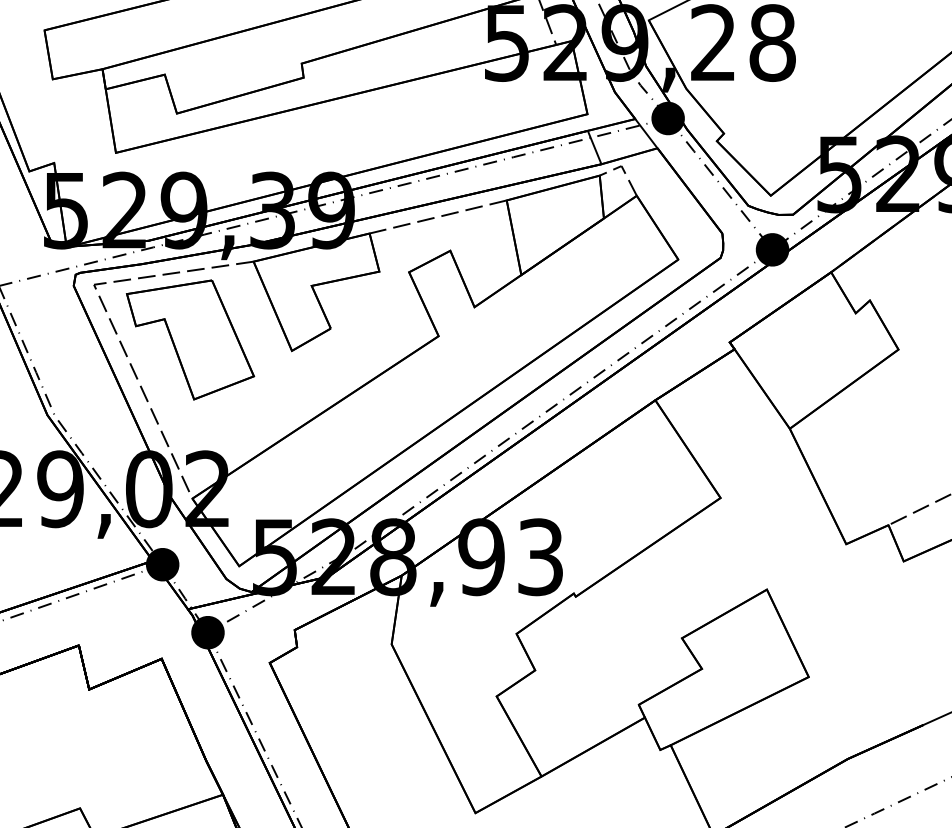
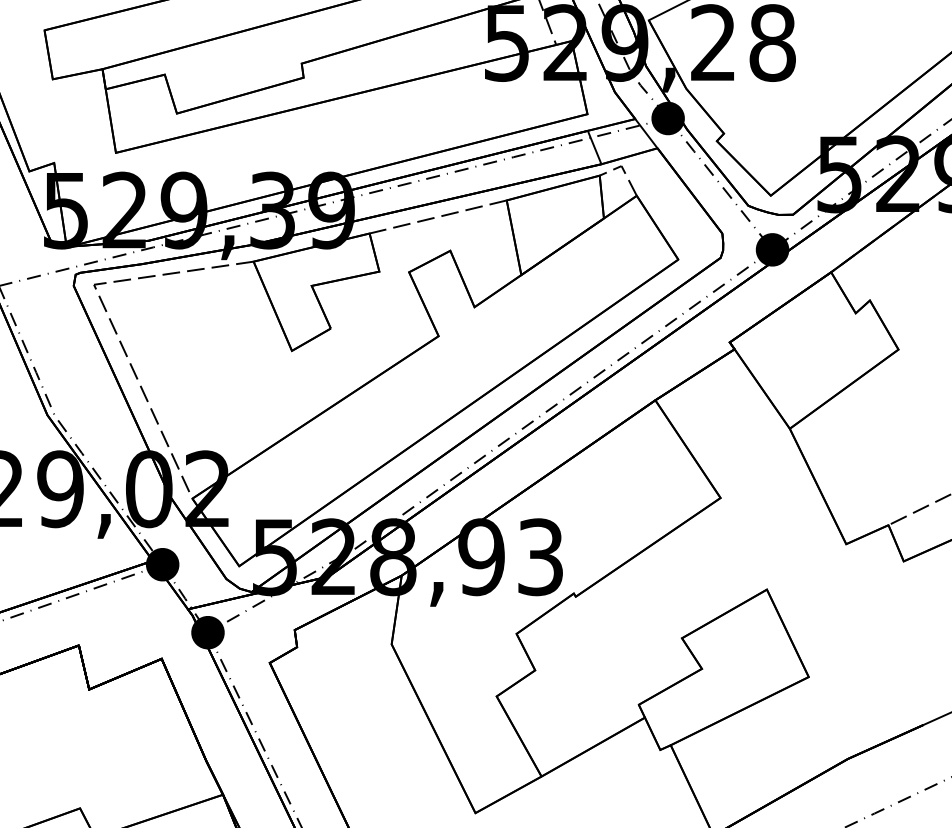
part: present -> none (190, 339)
